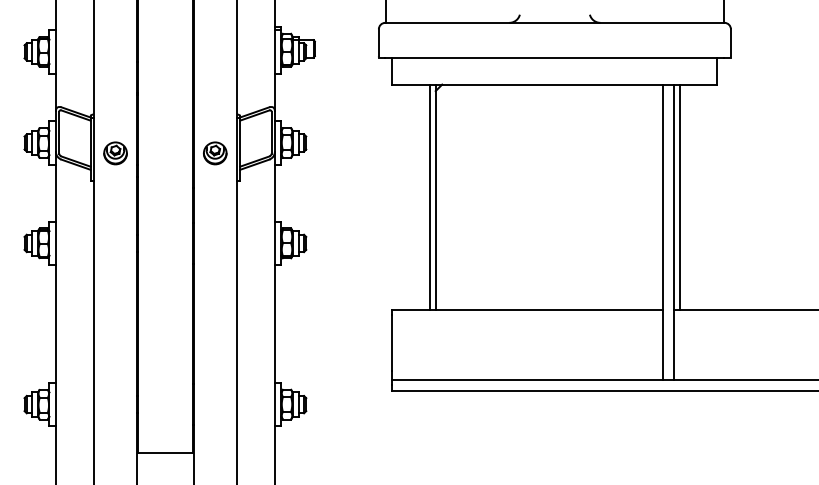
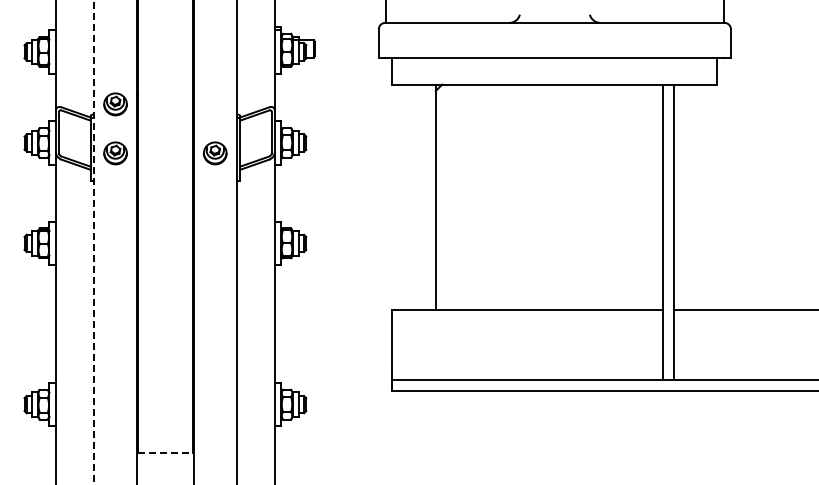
part: none -> present (115, 104)
line: present -> none (430, 196)
line: present -> none (679, 196)
line: solid -> dashed (93, 242)
line: solid -> dashed (165, 452)
